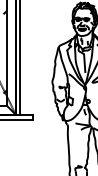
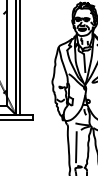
line: none -> present (76, 147)
